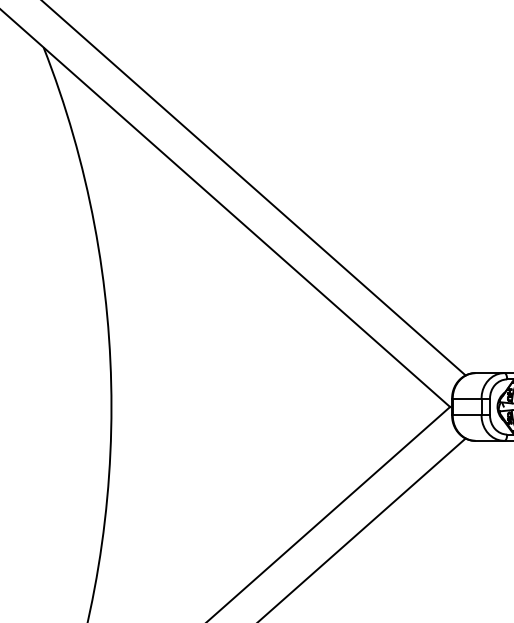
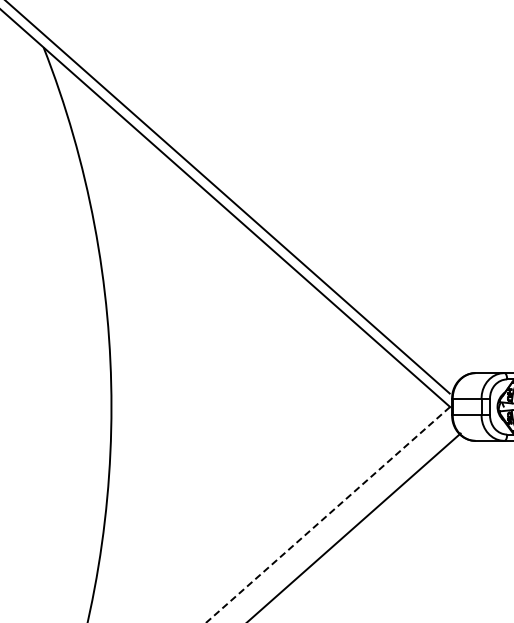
line position: (254, 188) -> (228, 197) (228, 197)
line: solid -> dashed (328, 514)
line position: (363, 528) -> (355, 526) (355, 526)
